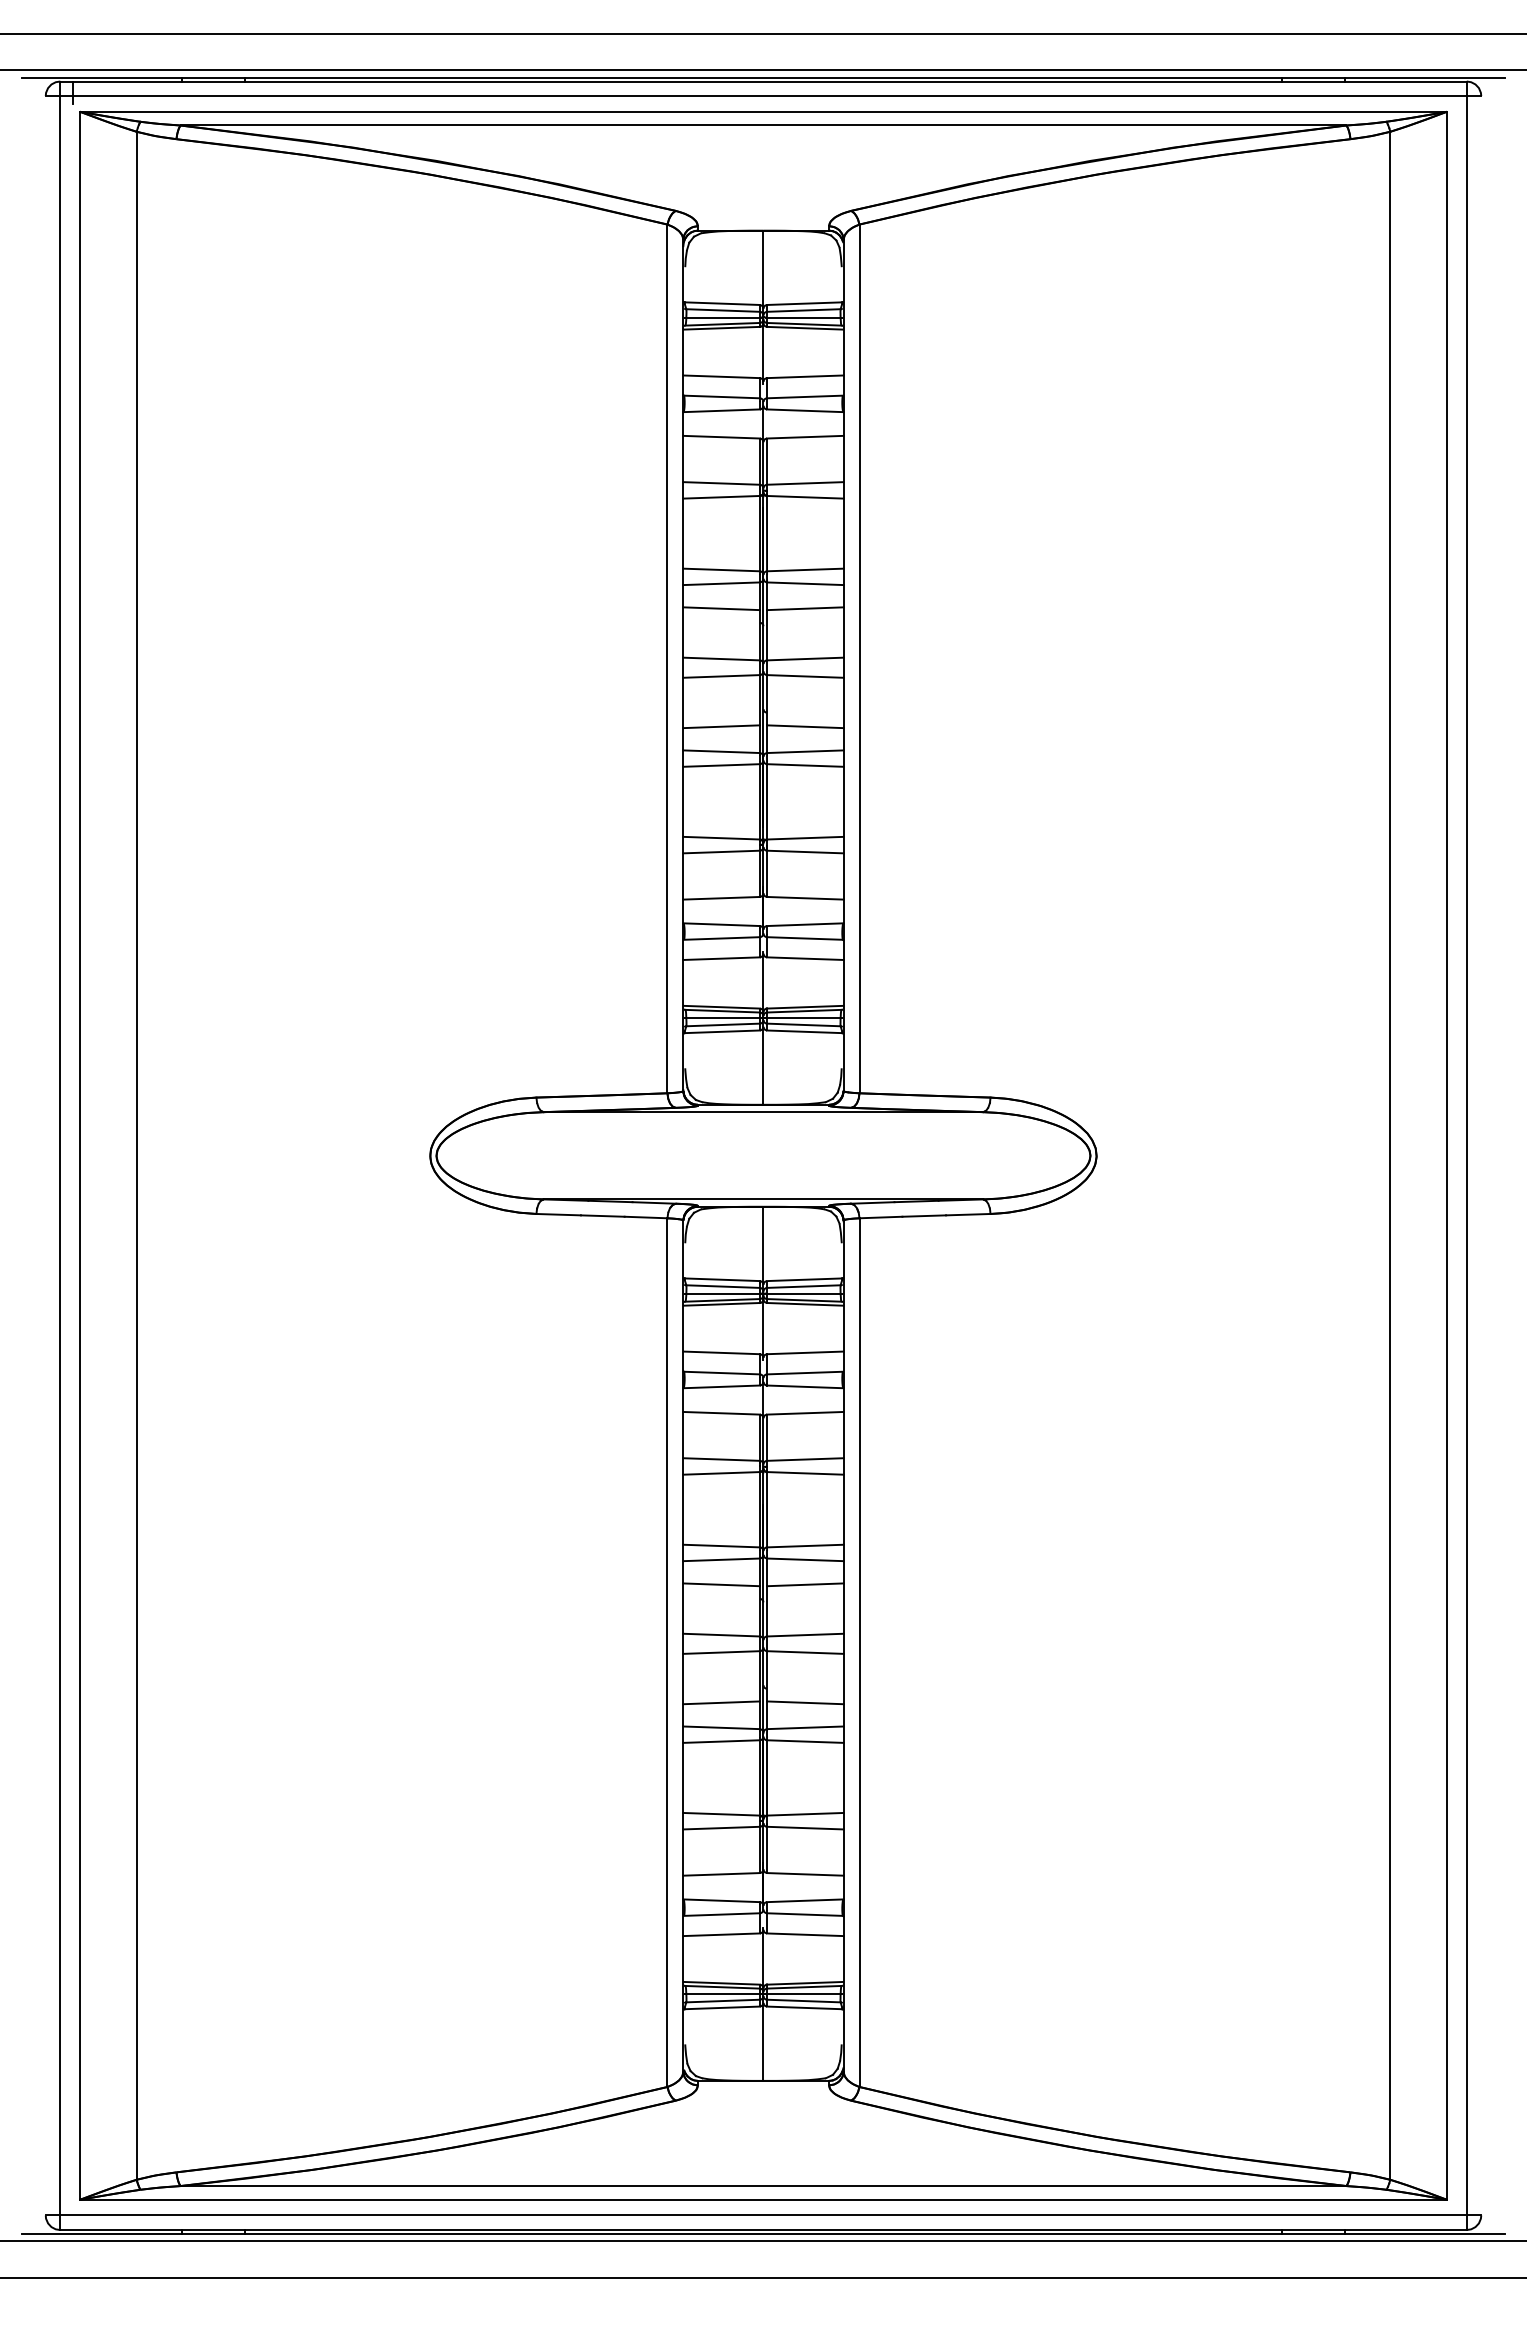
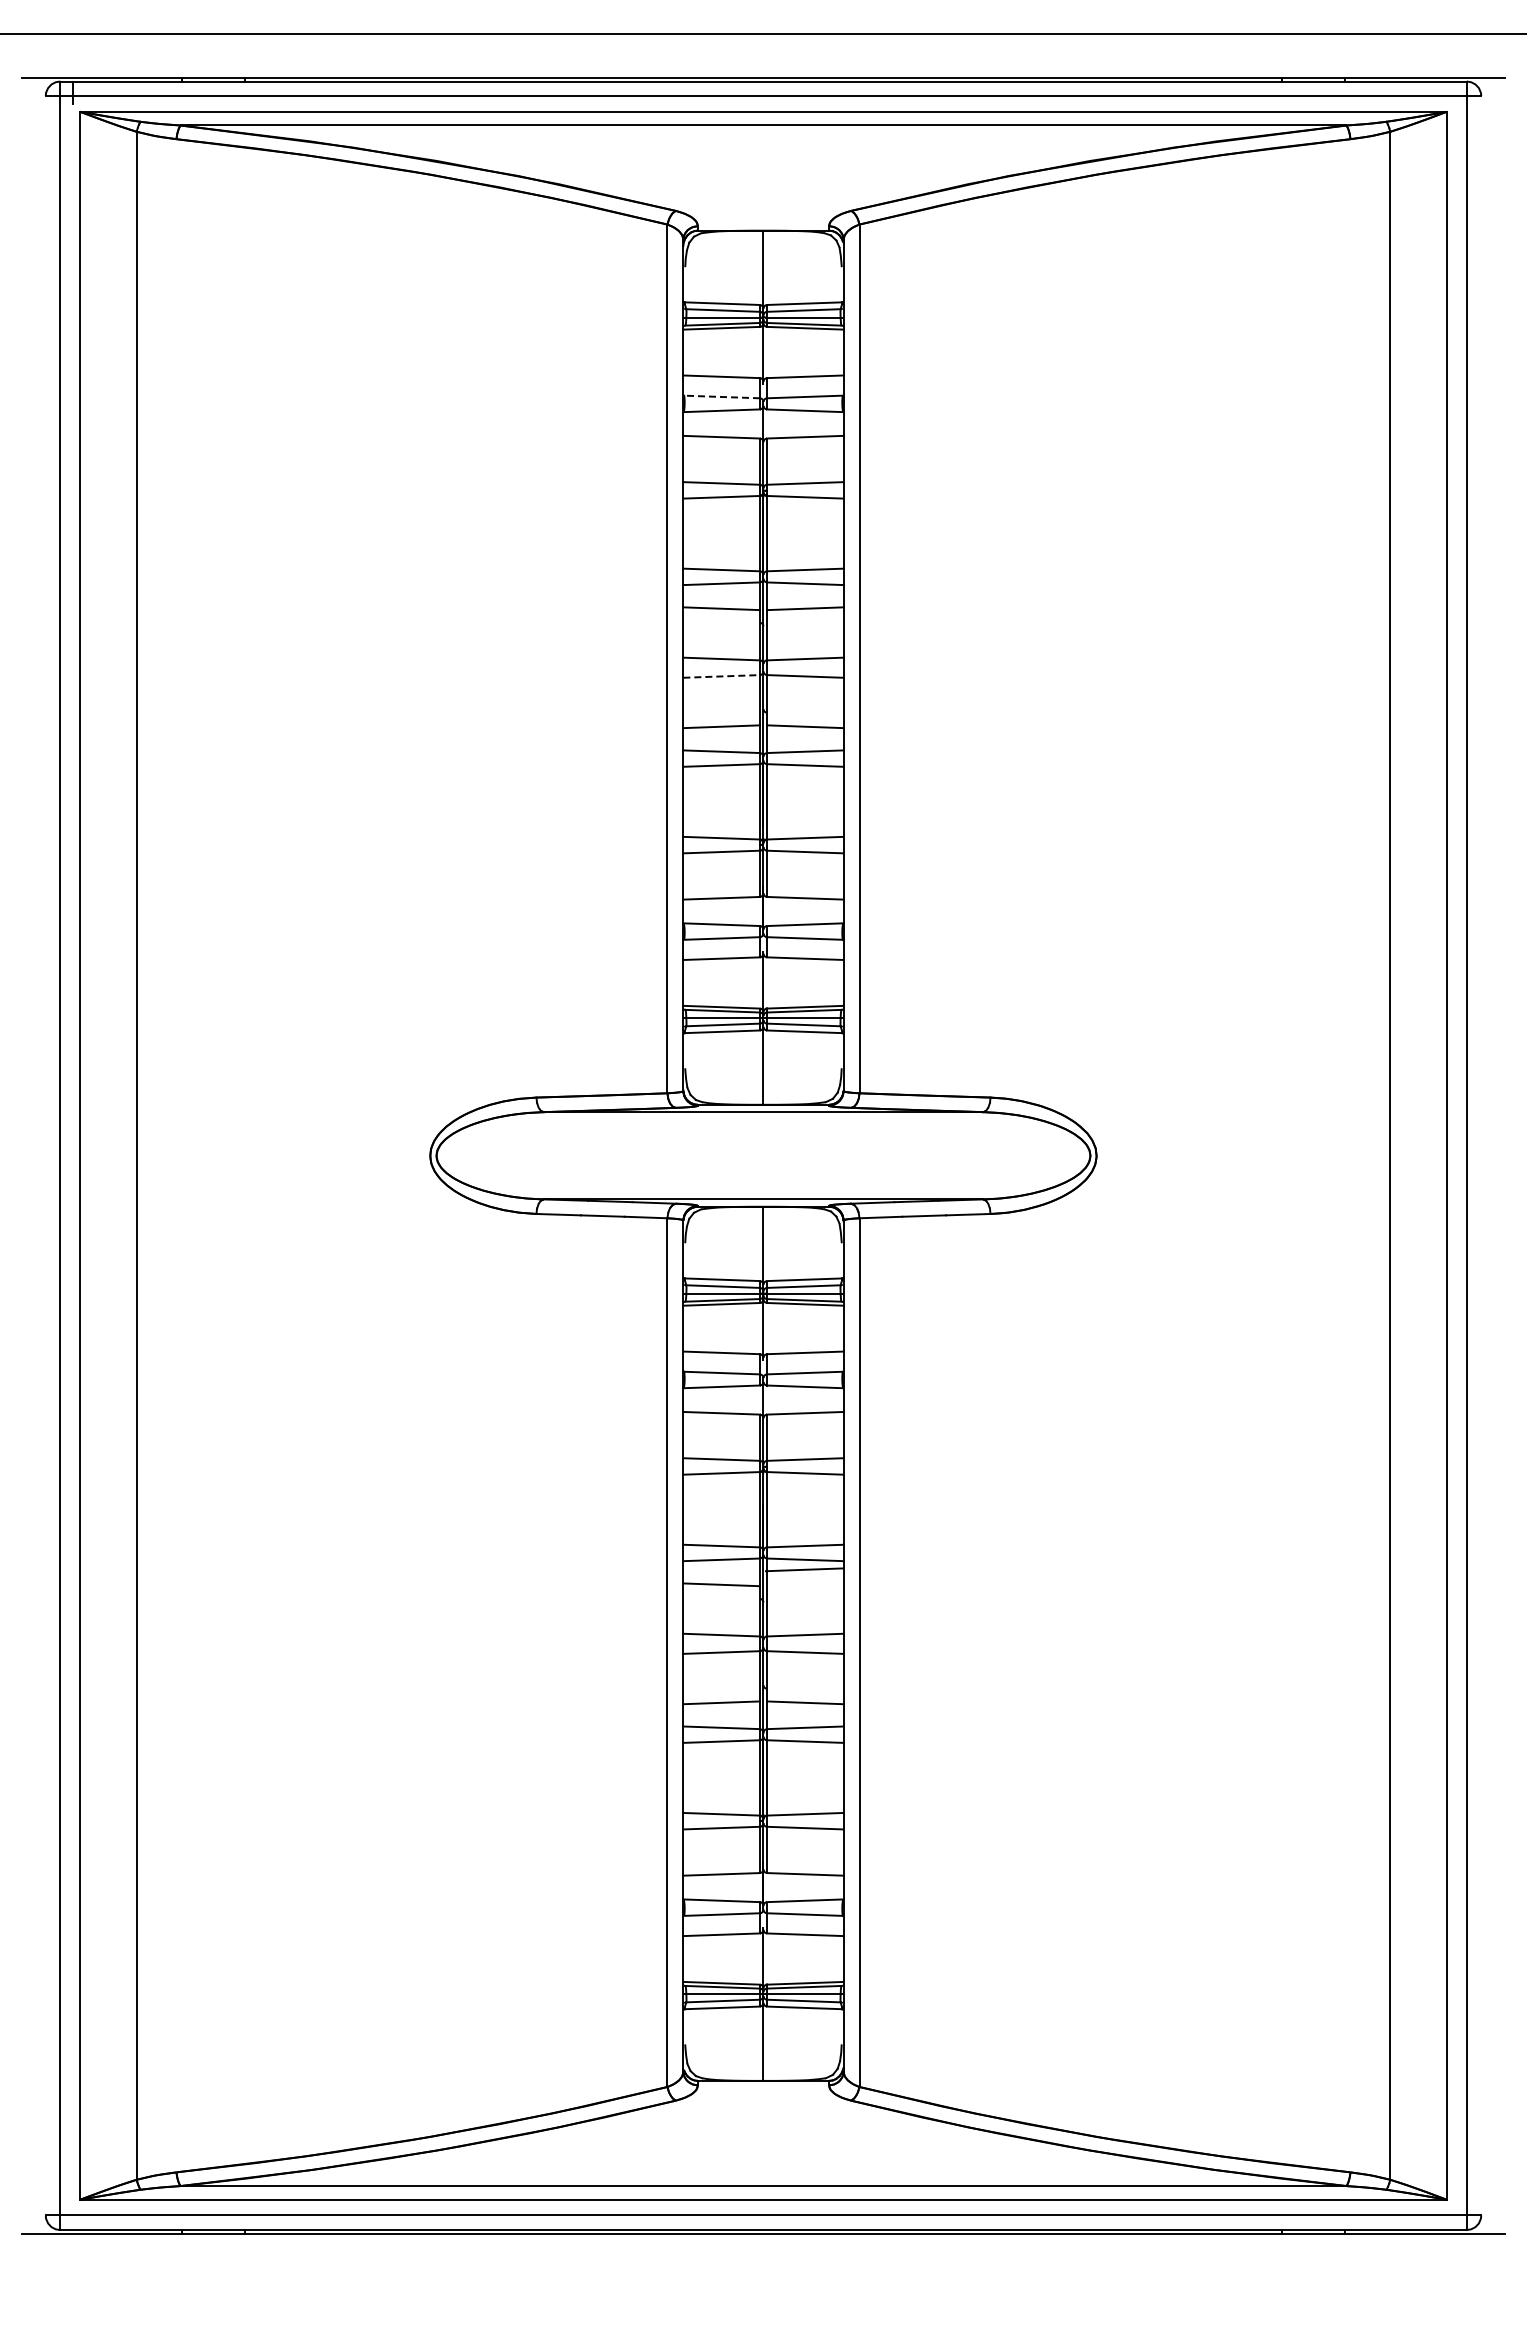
line: present -> none (762, 70)
line: solid -> dashed (721, 396)
line: solid -> dashed (722, 676)
line position: (804, 1584) -> (803, 1569) (803, 1569)
line: present -> none (762, 2241)
line: present -> none (762, 2277)
